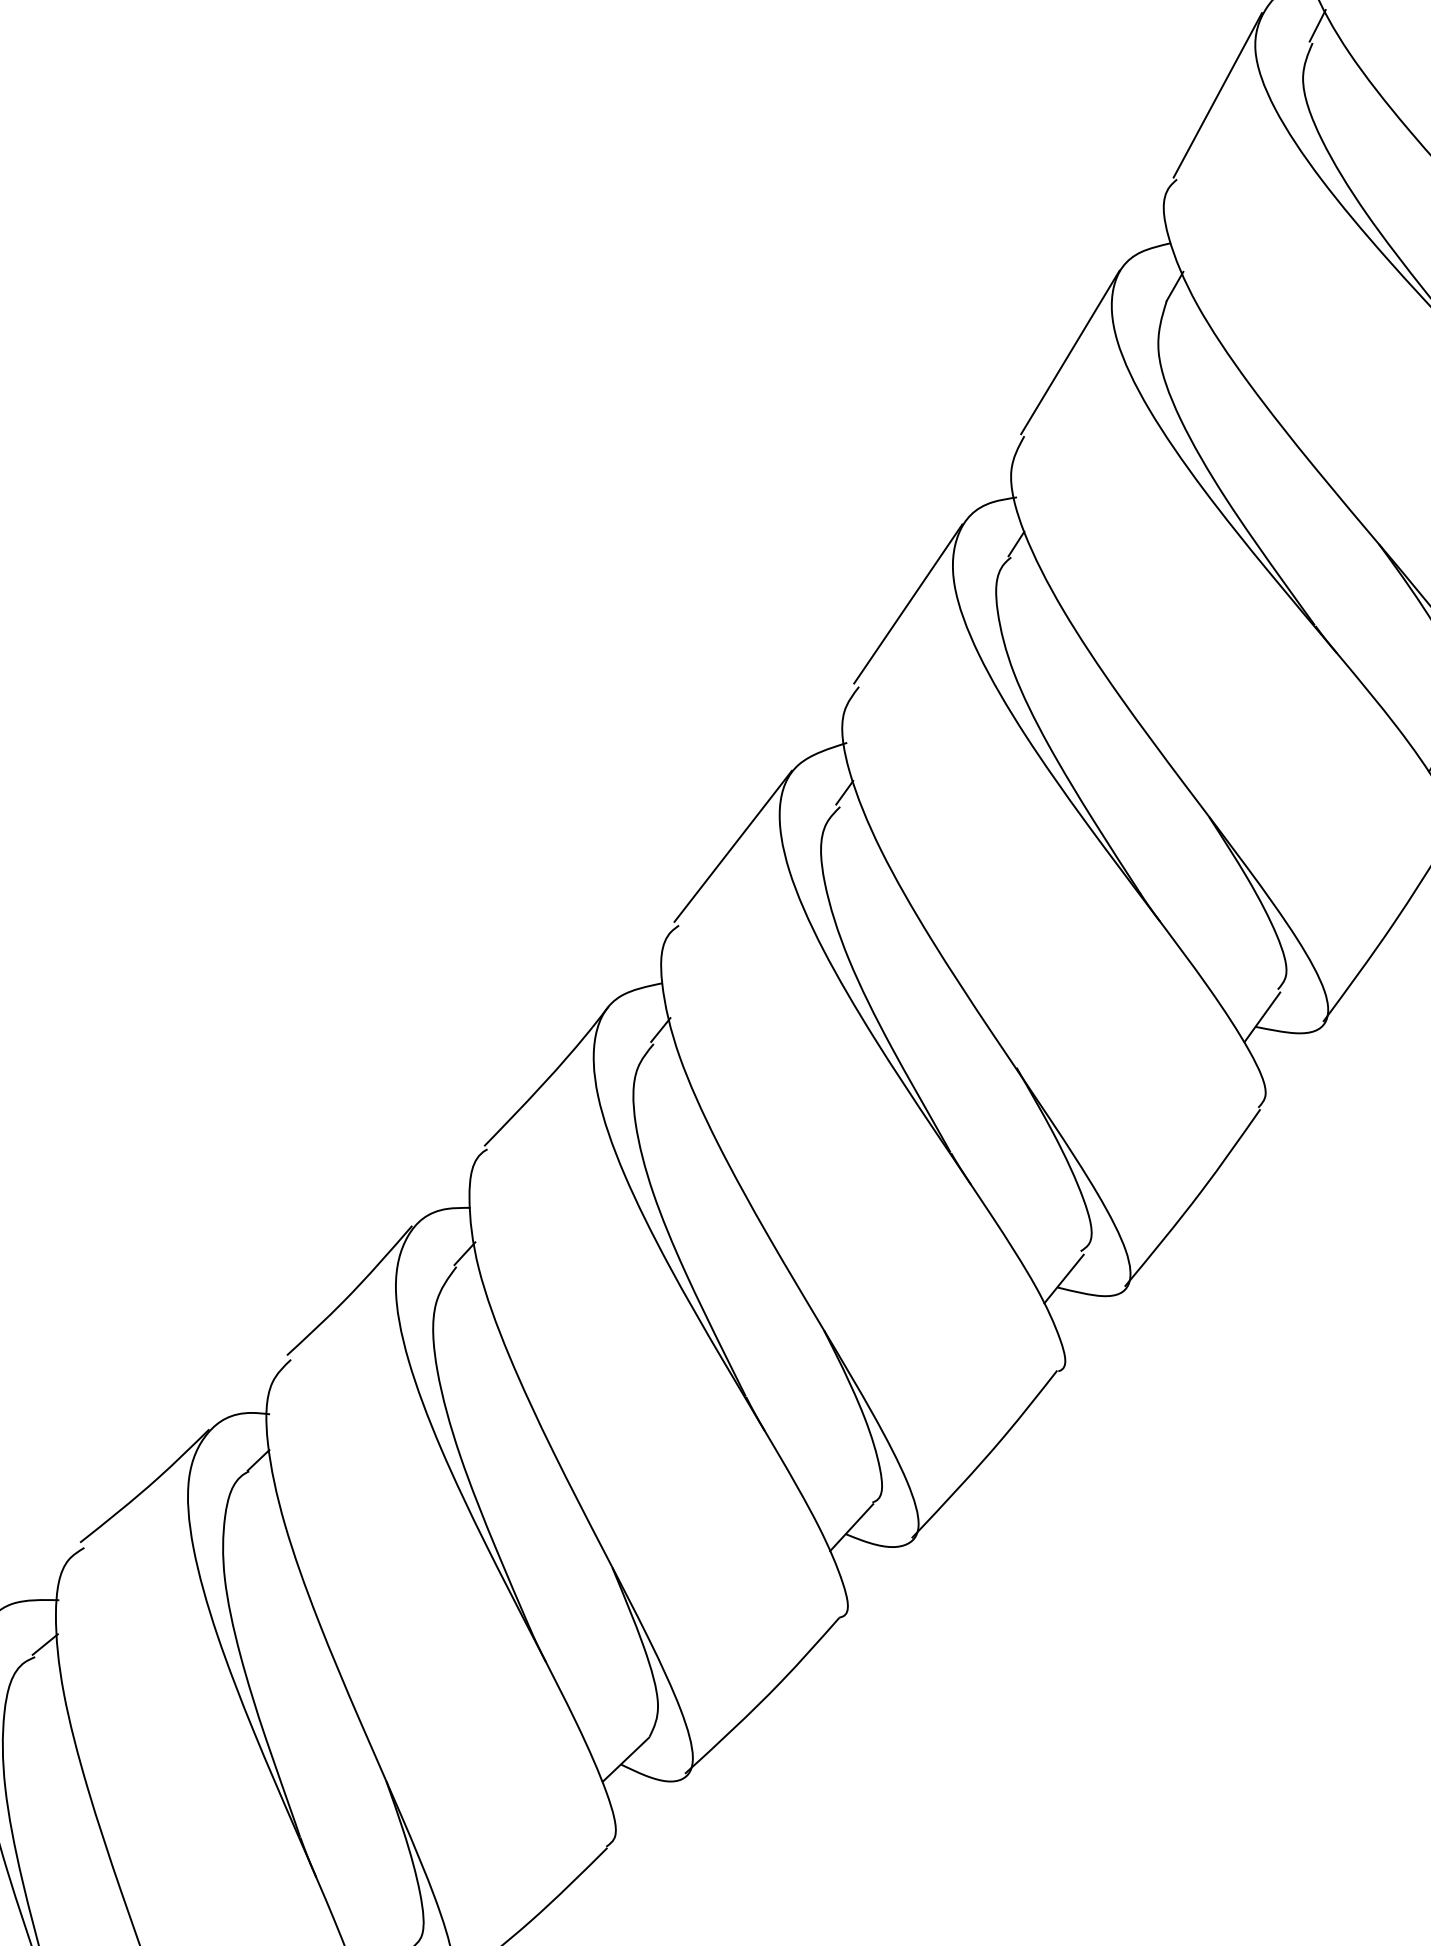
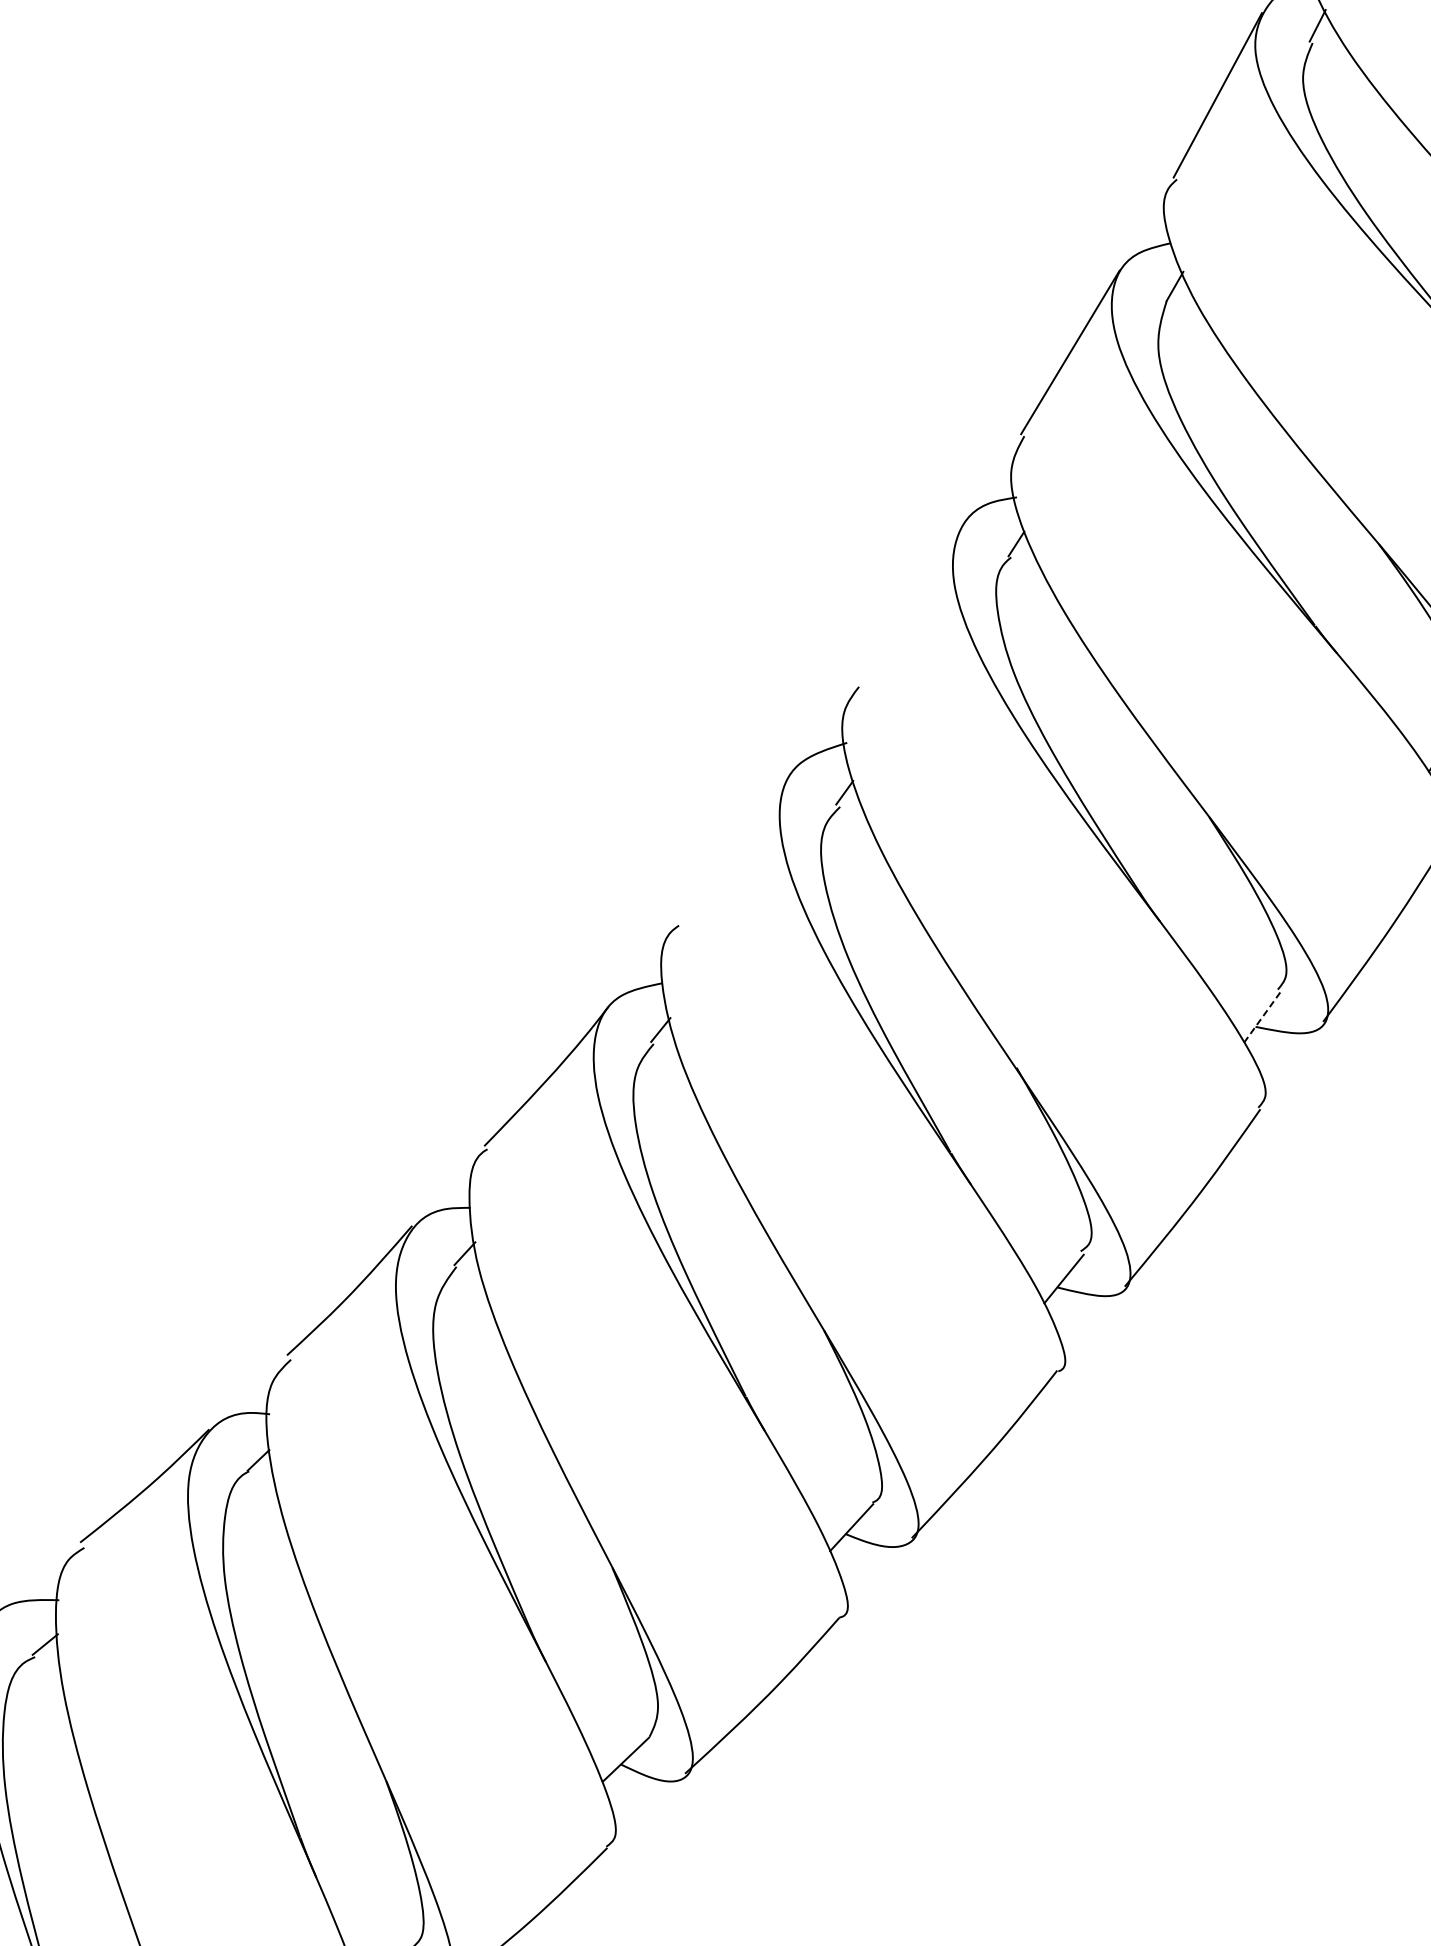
line: present -> none (908, 603)
line: present -> none (732, 845)
line: solid -> dashed (1262, 1017)
